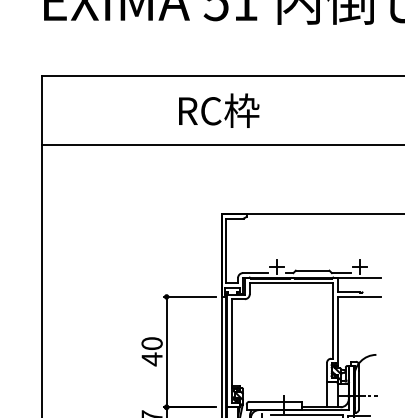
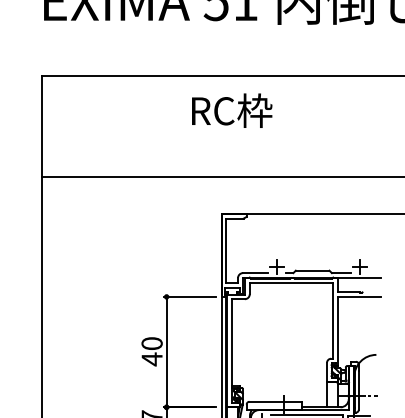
text position: (219, 110) -> (232, 110) (232, 110)
line position: (221, 145) -> (221, 177) (221, 177)
